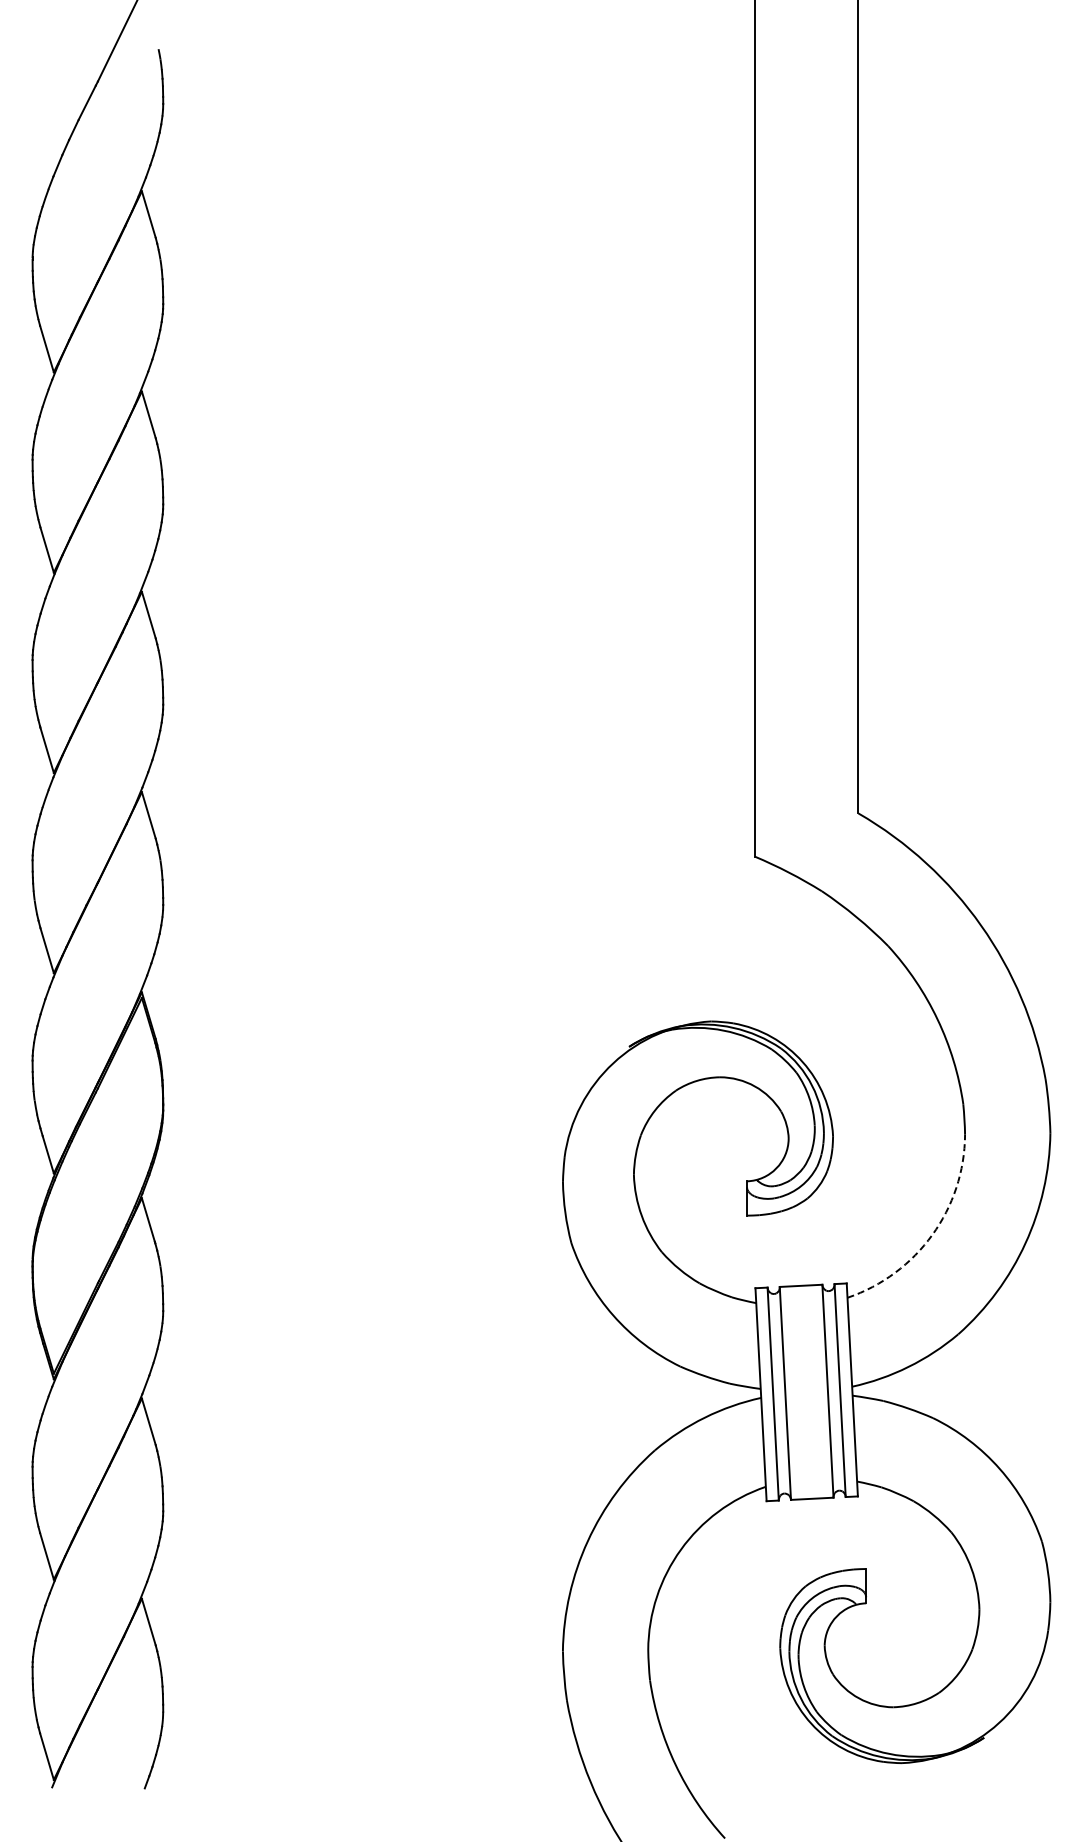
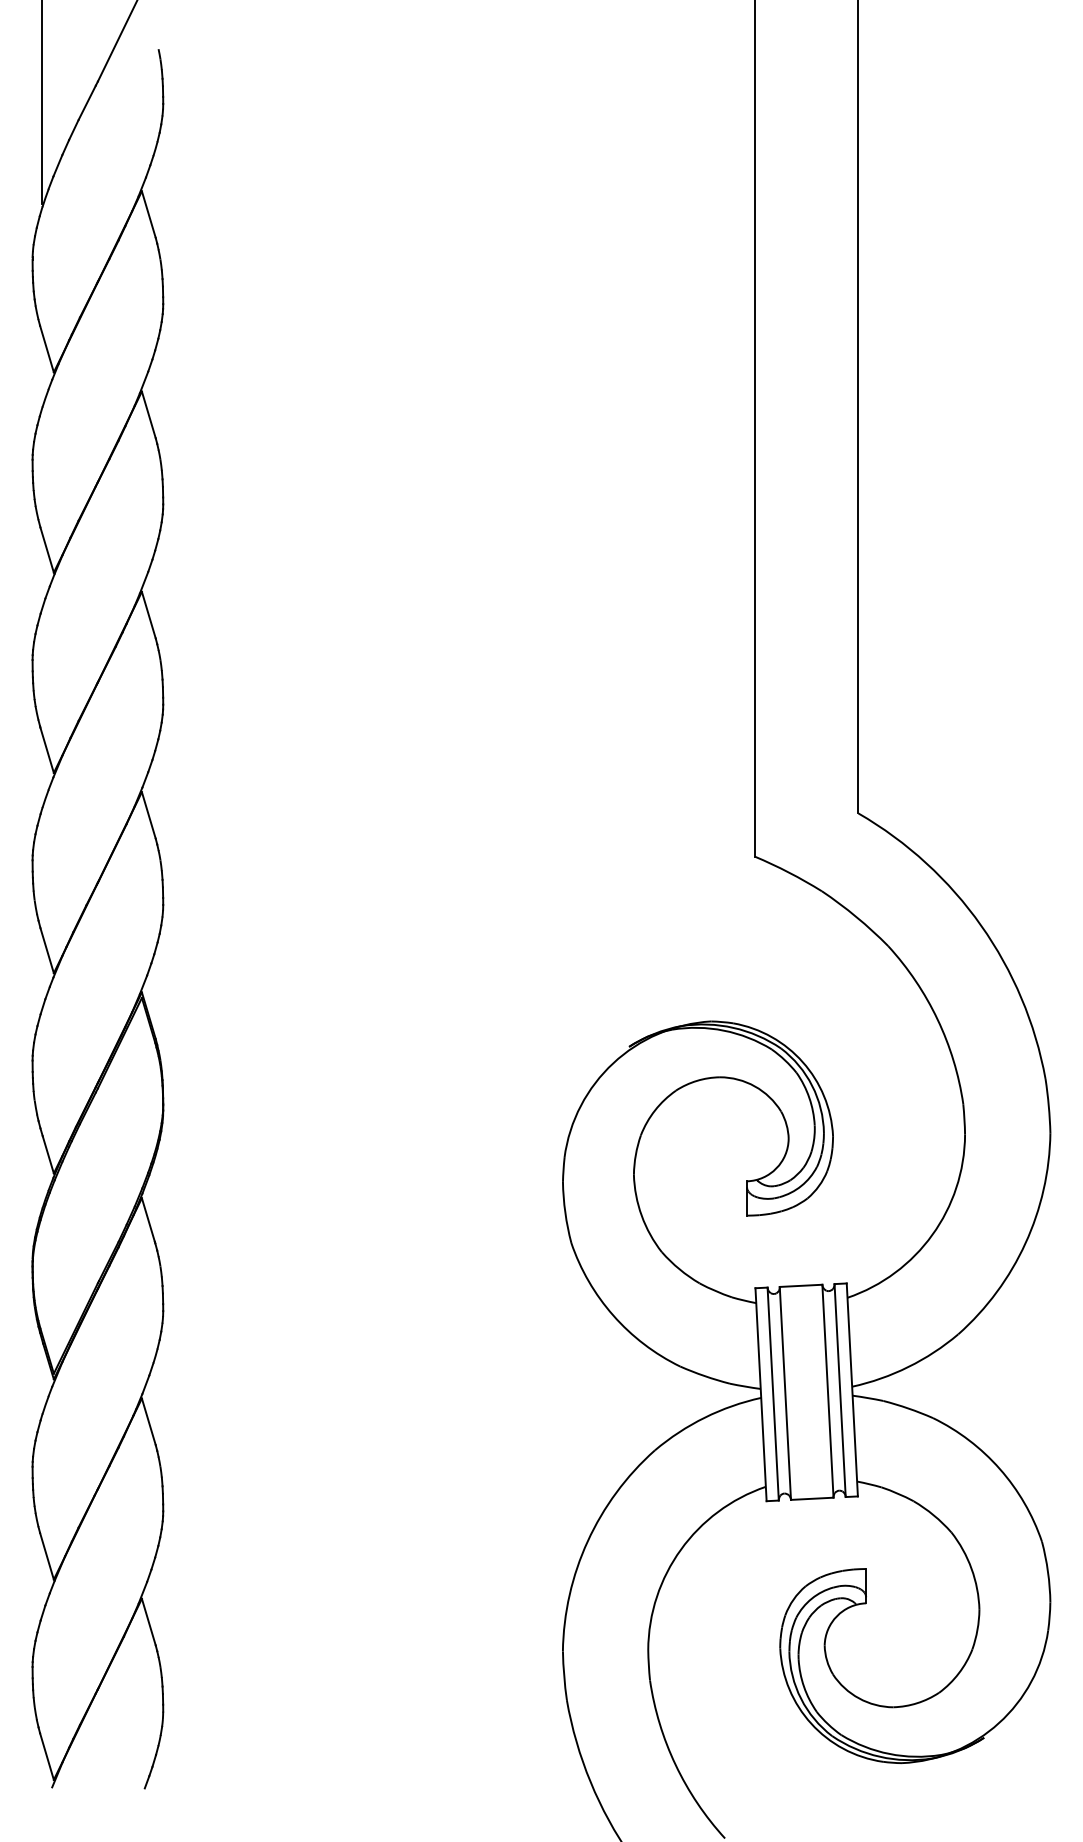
line: none -> present (41, 102)
arc: dashed -> solid (932, 1235)
